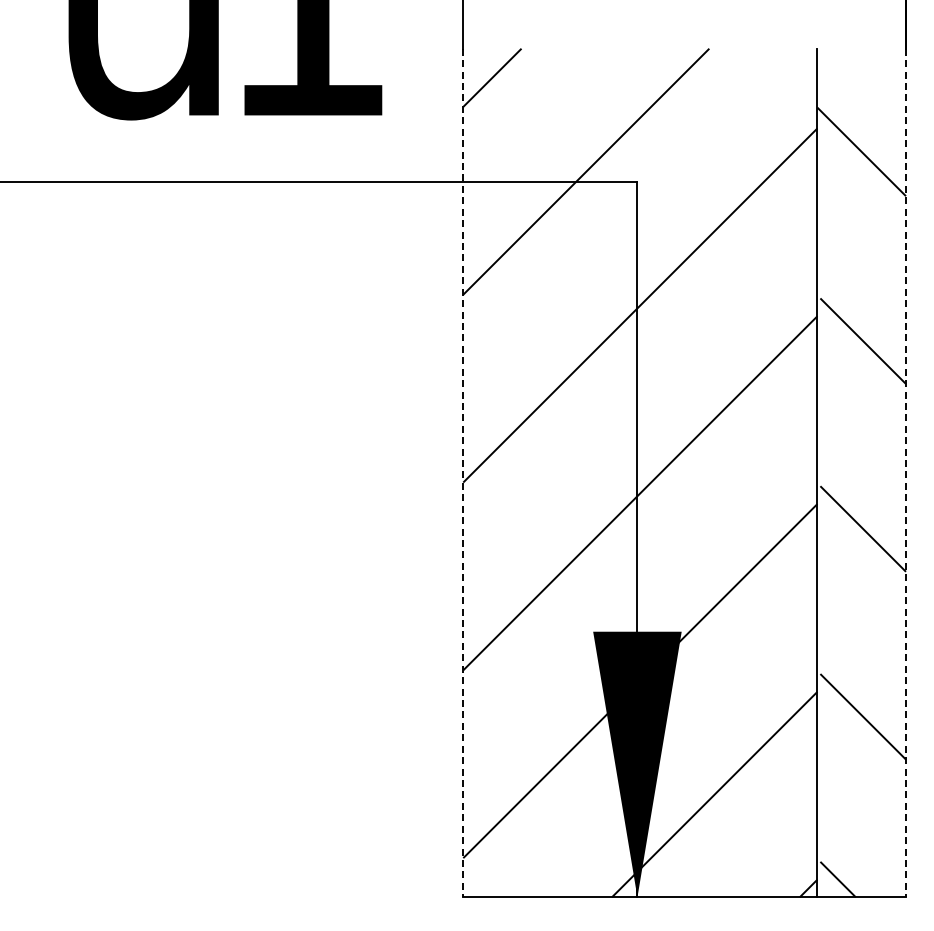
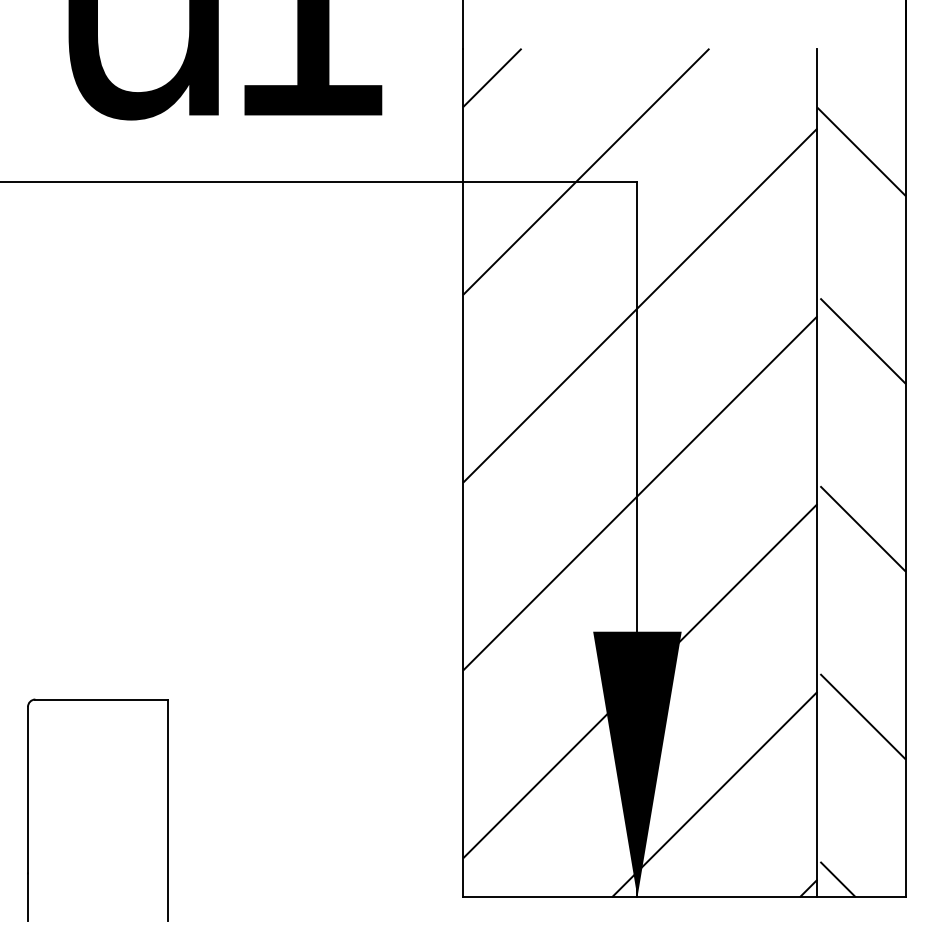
line: dashed -> solid (463, 473)
line: dashed -> solid (905, 473)
part: none -> present (28, 809)
